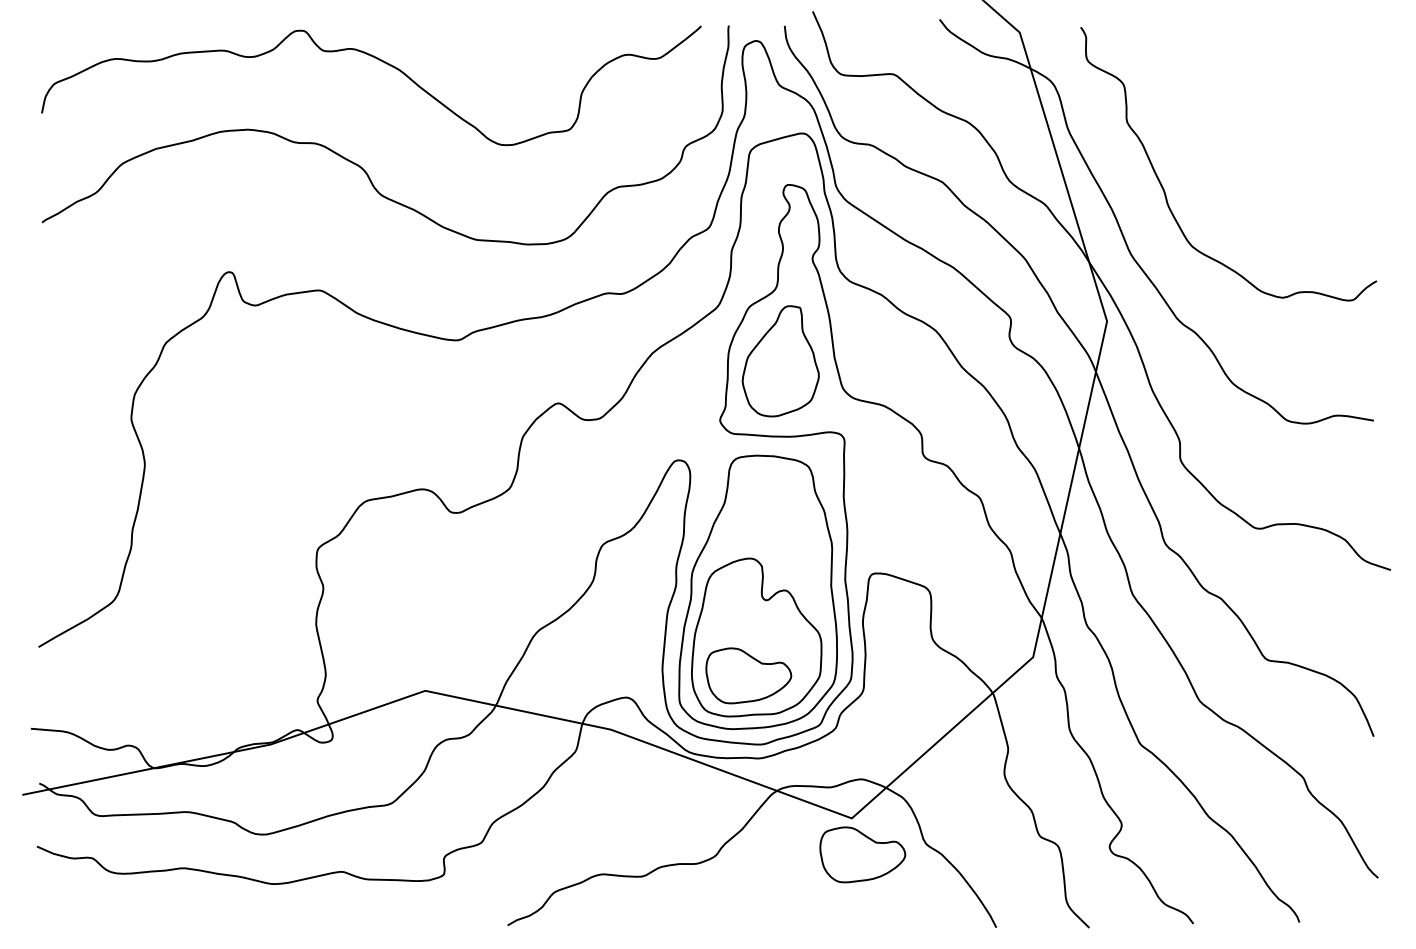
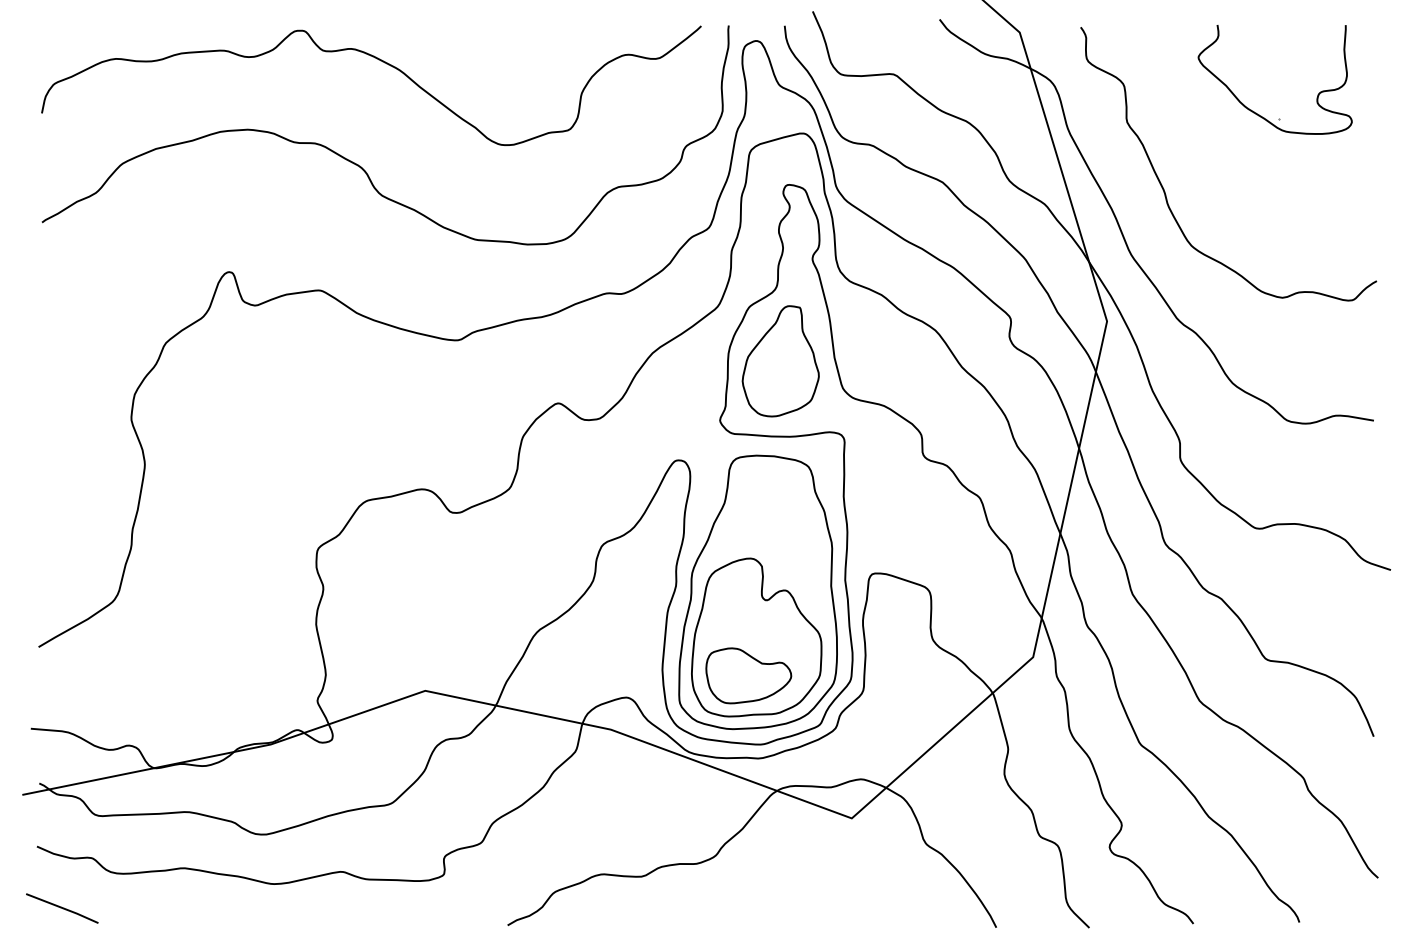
part: none -> present (1256, 112)
part: present -> none (862, 854)
line: none -> present (62, 908)
